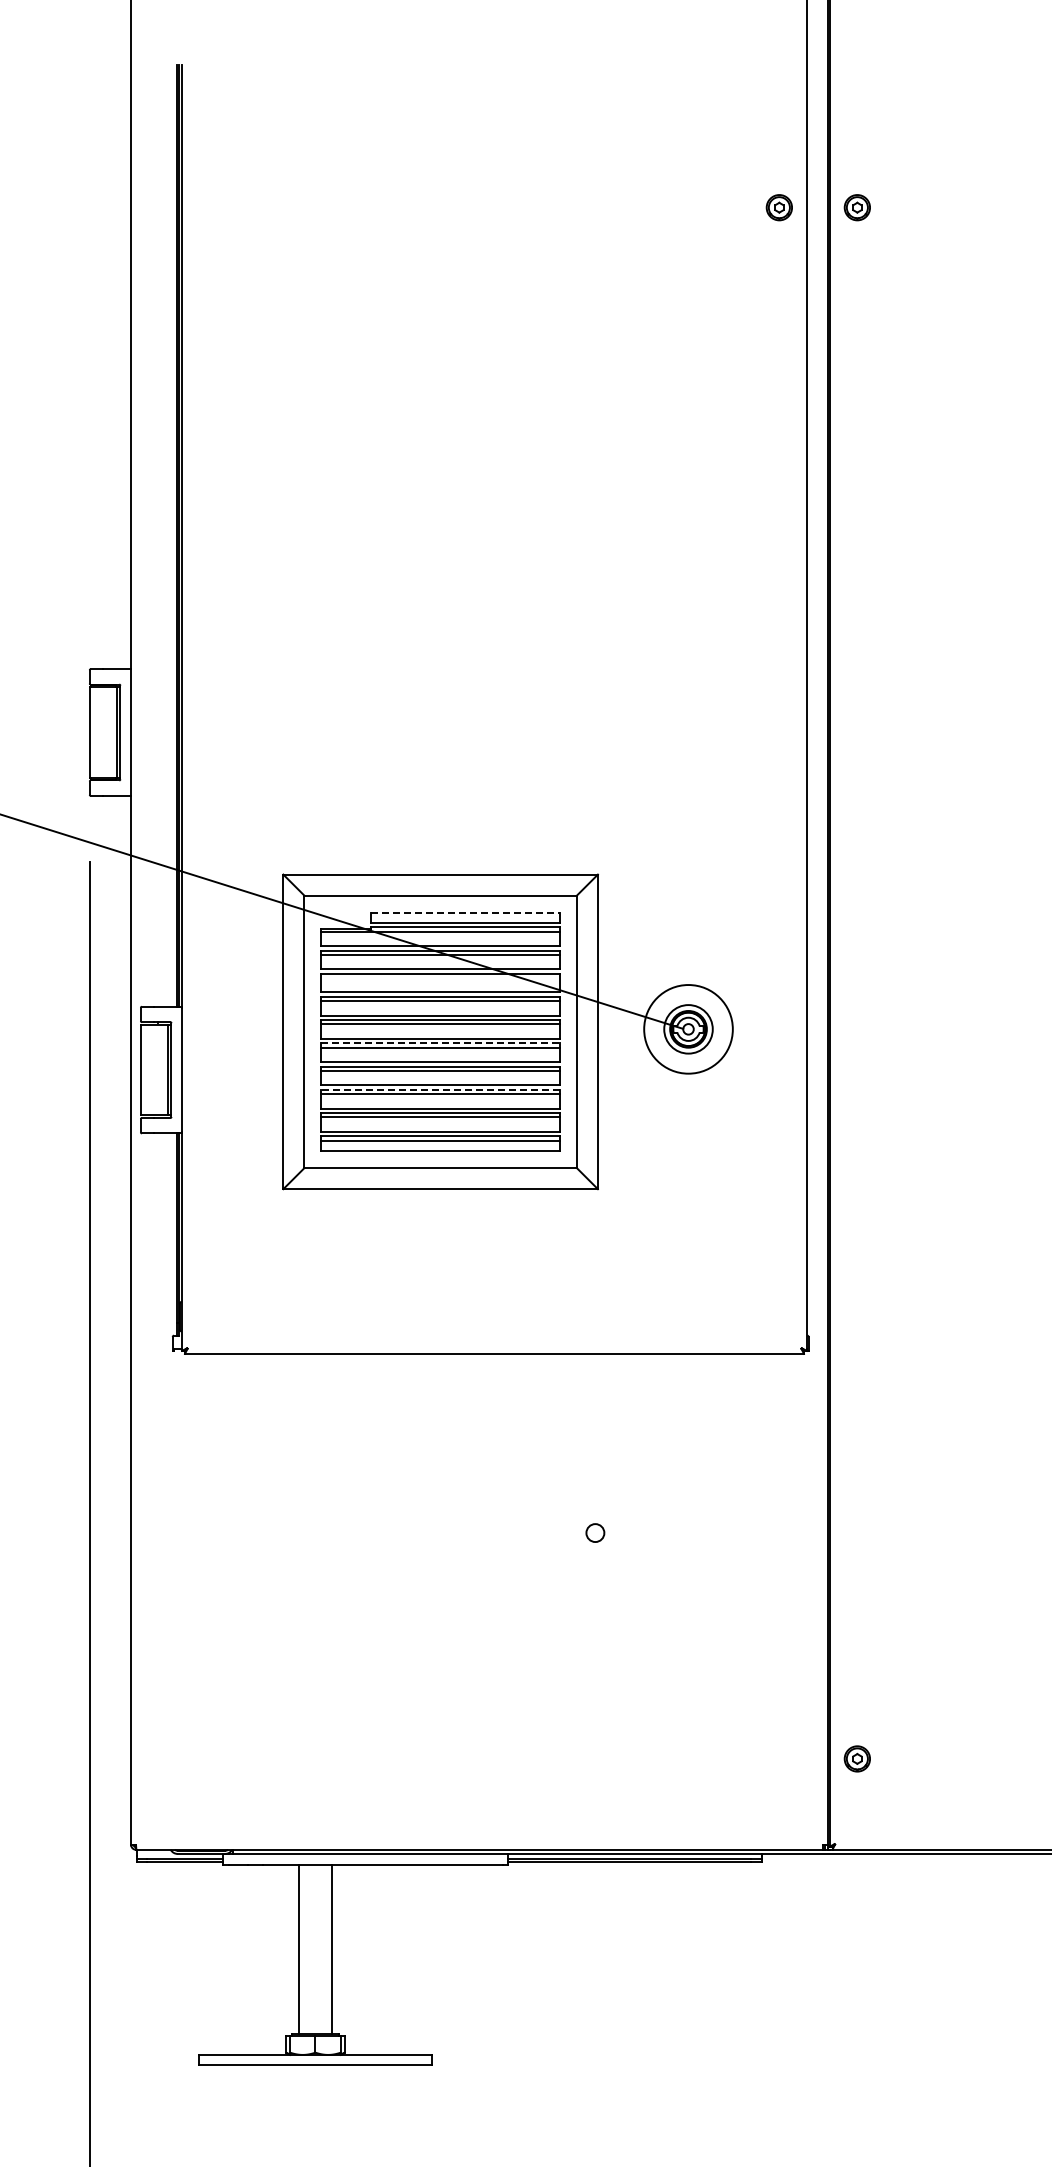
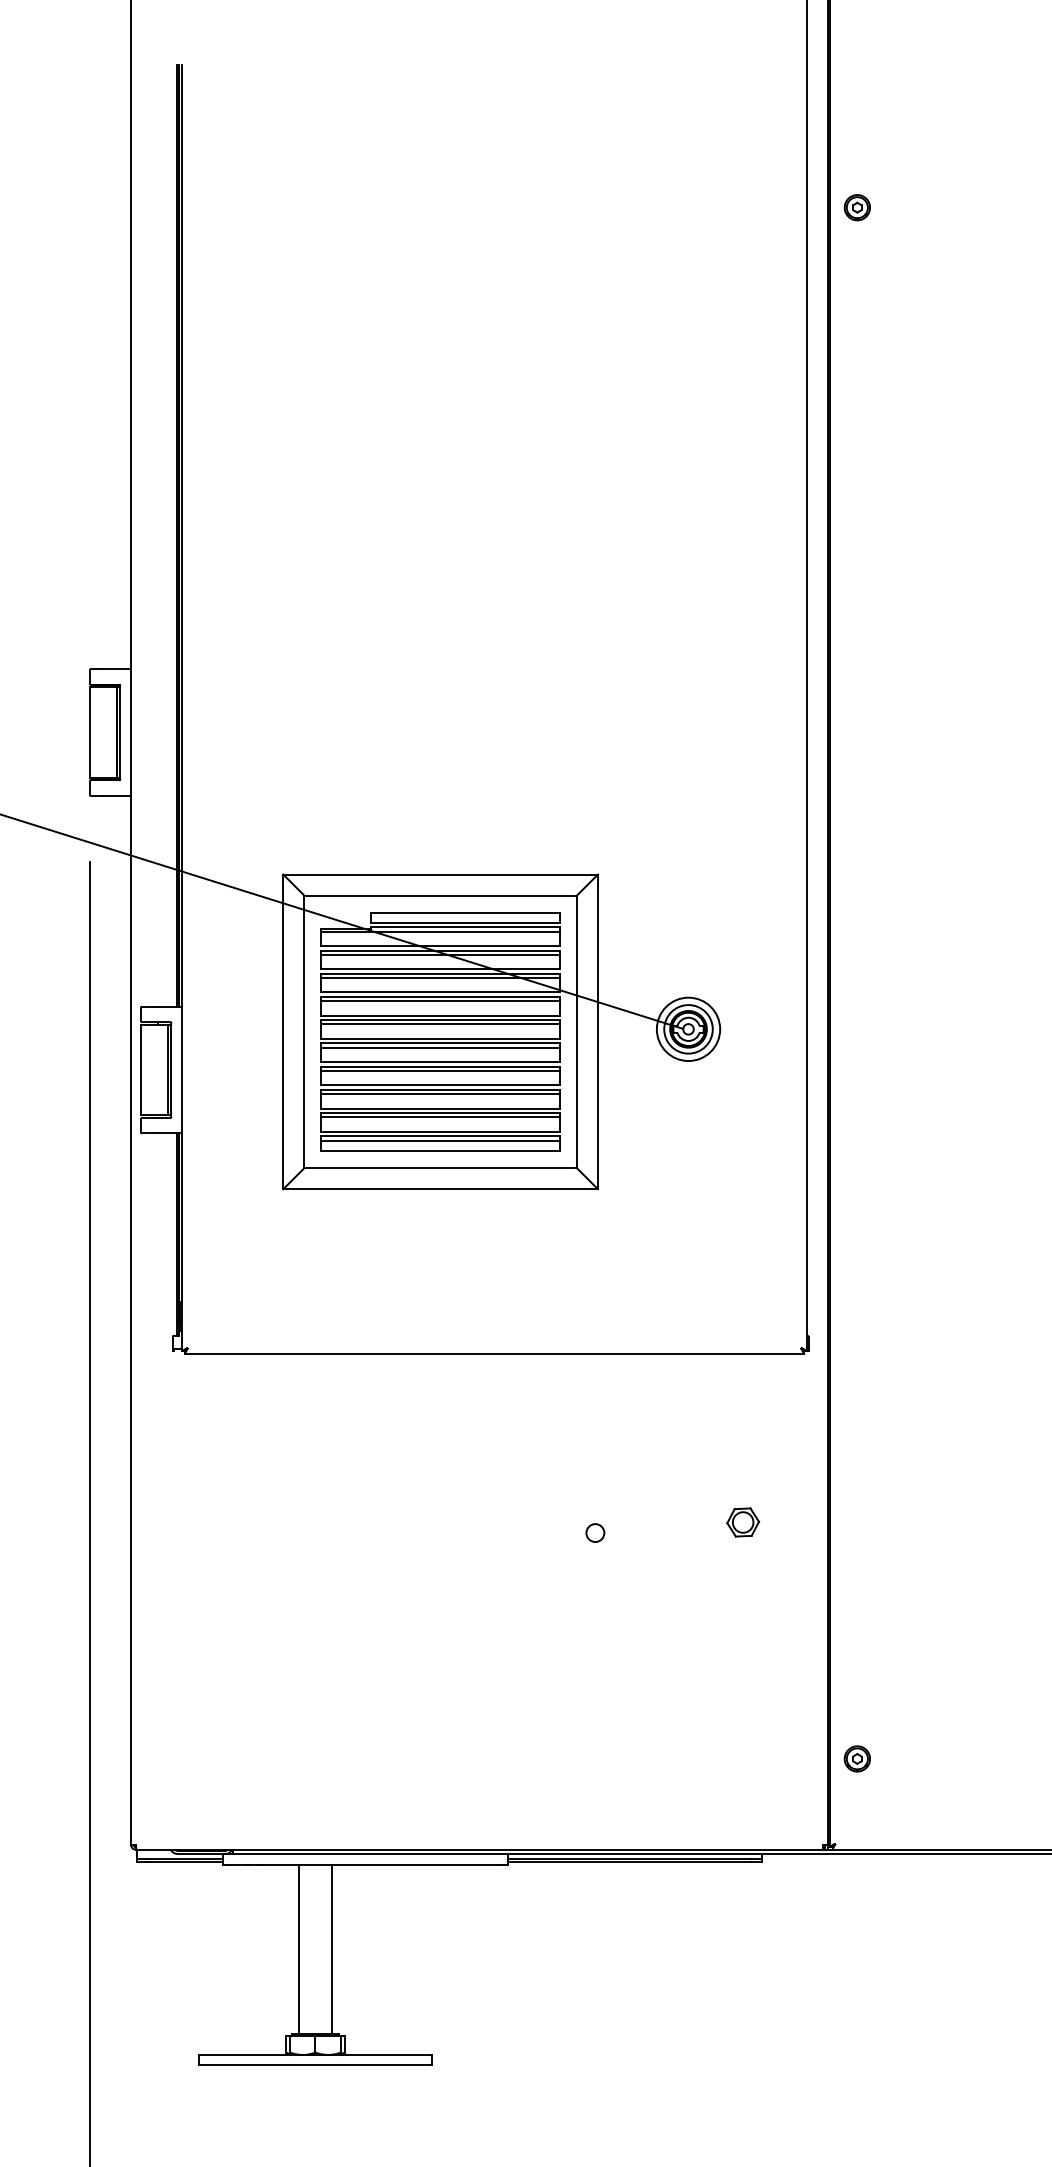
part: present -> none (778, 207)
line: dashed -> solid (465, 912)
line: none -> present (440, 978)
circle diameter: 89 px -> 63 px (688, 1029)
line: dashed -> solid (441, 1043)
line: dashed -> solid (440, 1089)
part: none -> present (743, 1522)
